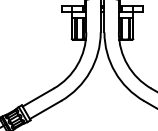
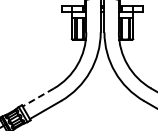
line: solid -> dashed (37, 97)
